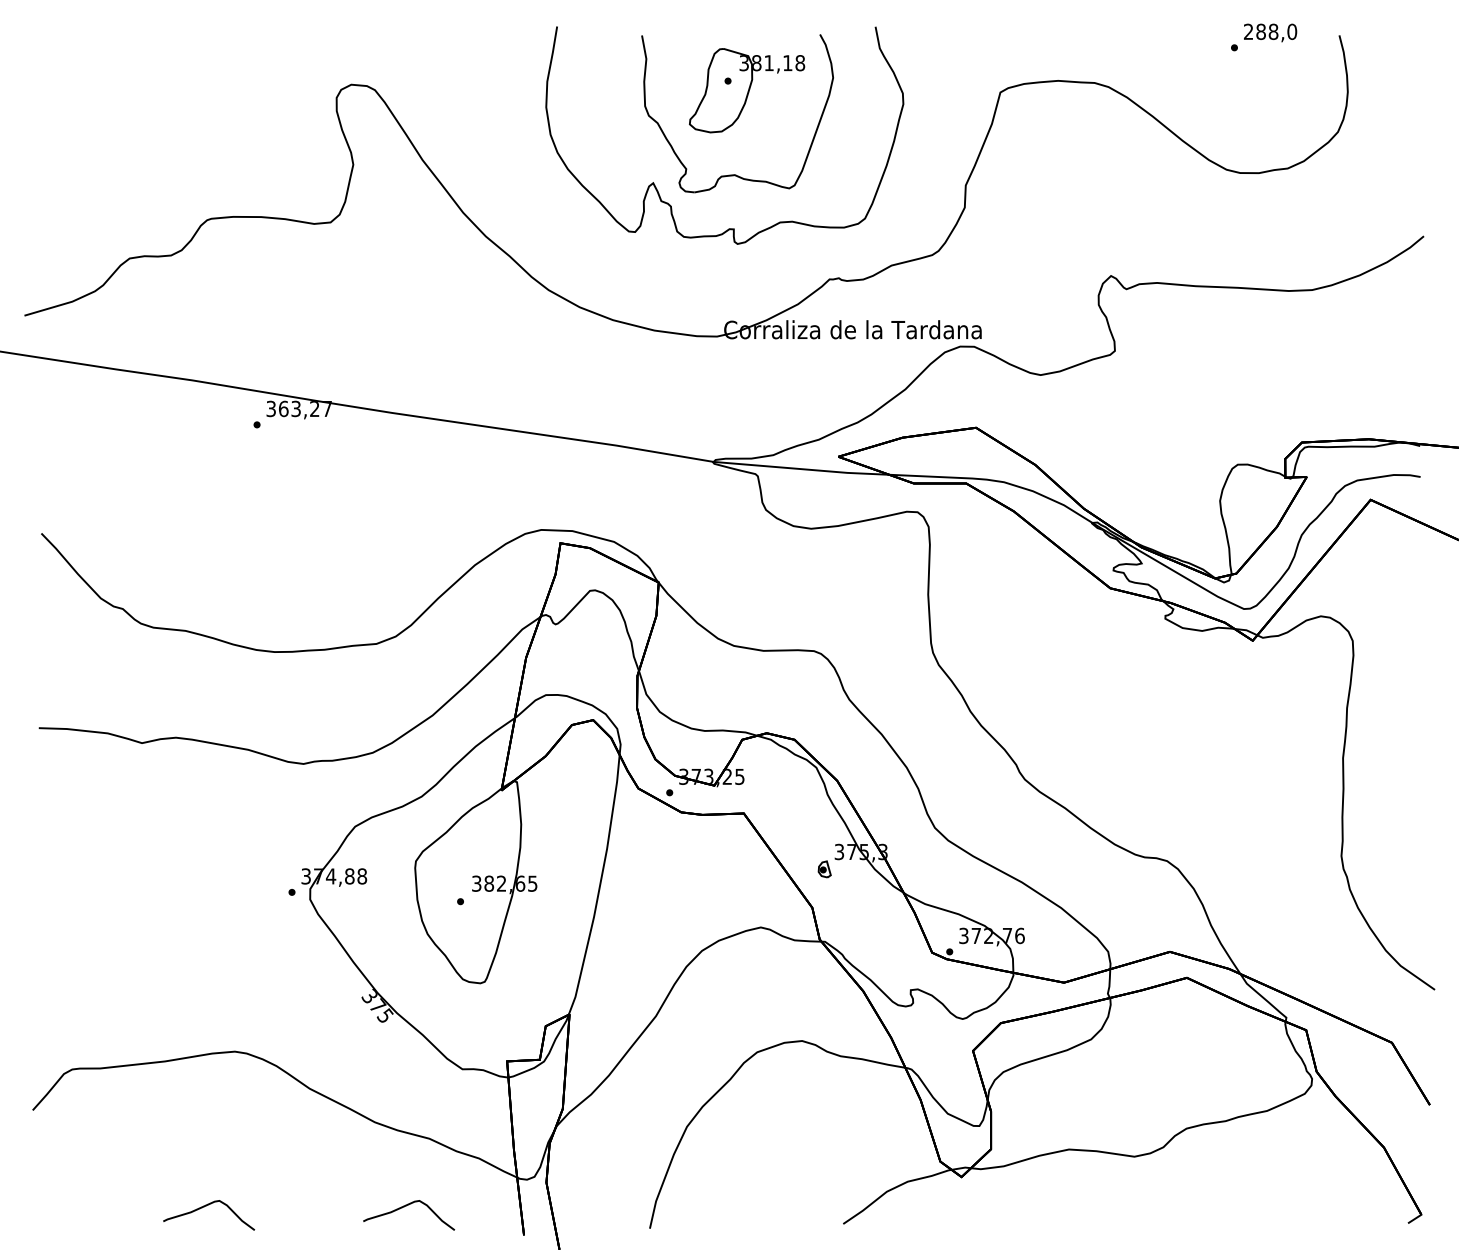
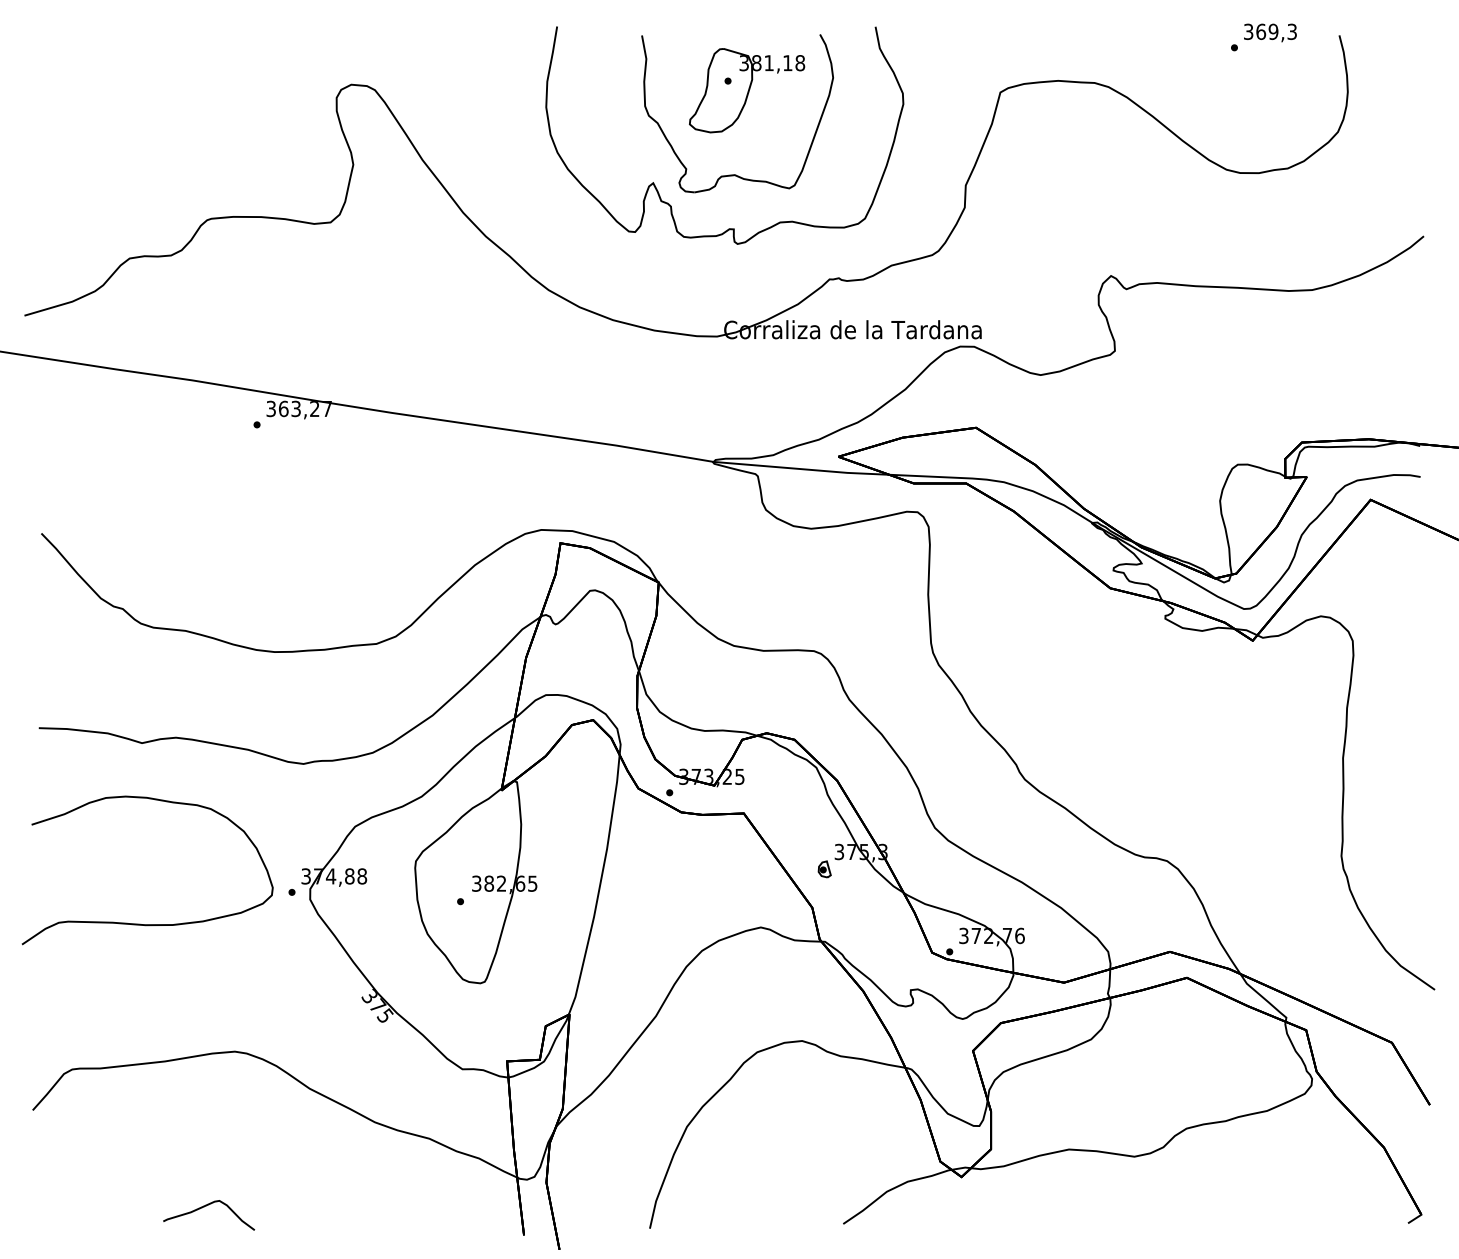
text: 288,0 -> 369,3 (1270, 31)
curve: none -> present (140, 923)
curve: present -> none (404, 1207)
